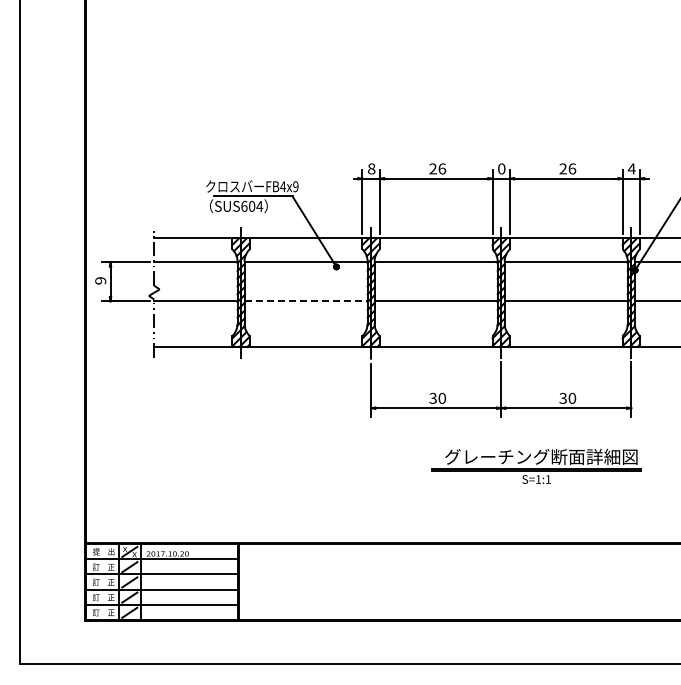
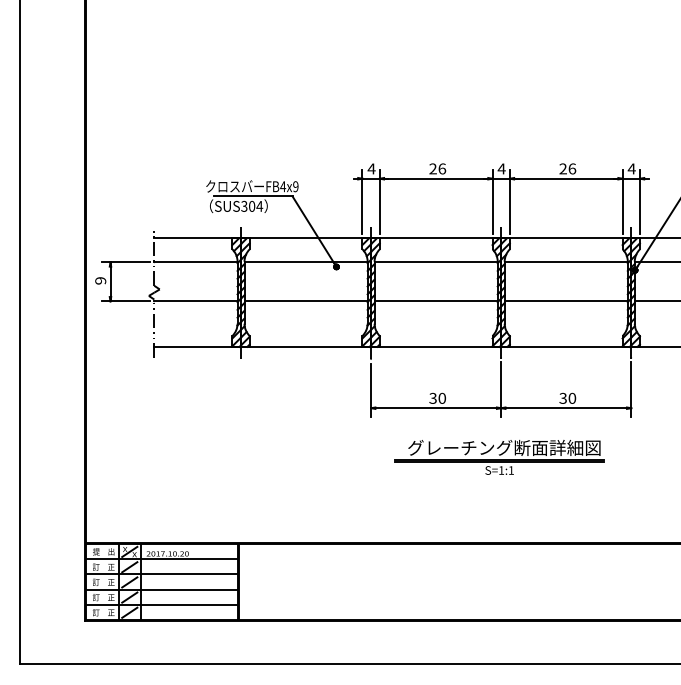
text: 8 -> 4 (371, 168)
text: 0 -> 4 (501, 168)
text: SUS604 -> SUS304 (244, 205)
line: dashed -> solid (306, 301)
part position: (536, 465) -> (499, 456) (499, 456)
